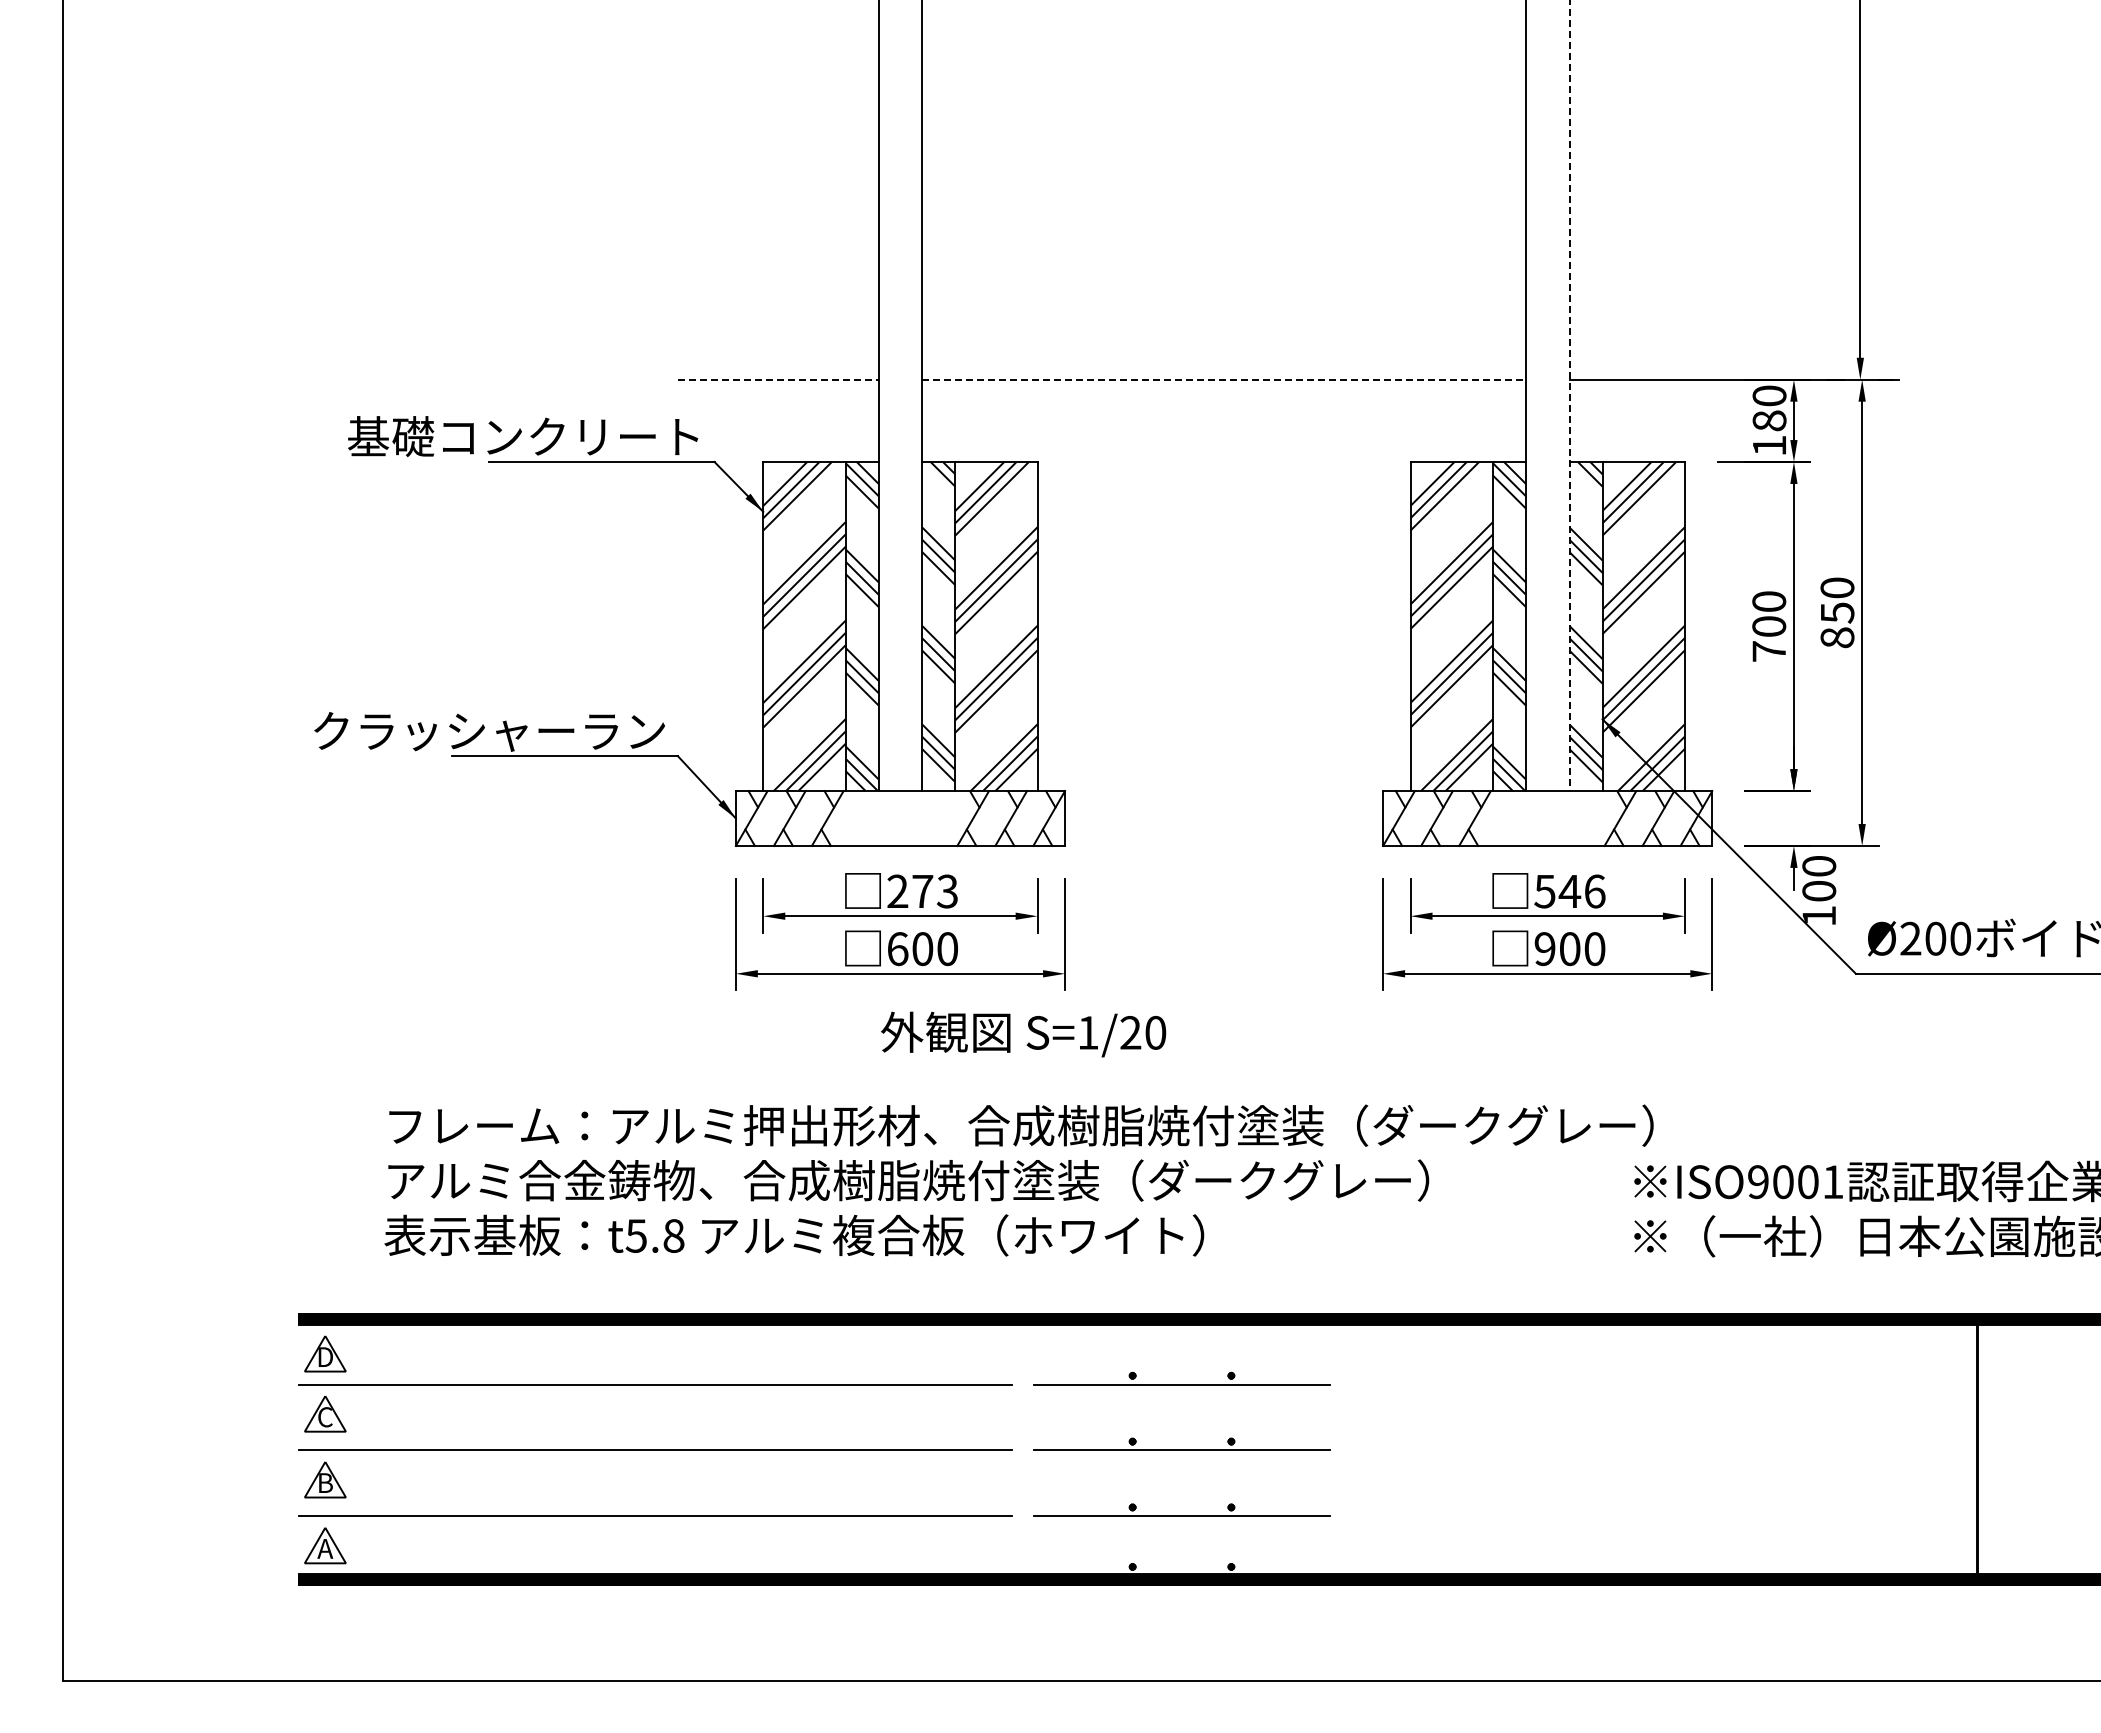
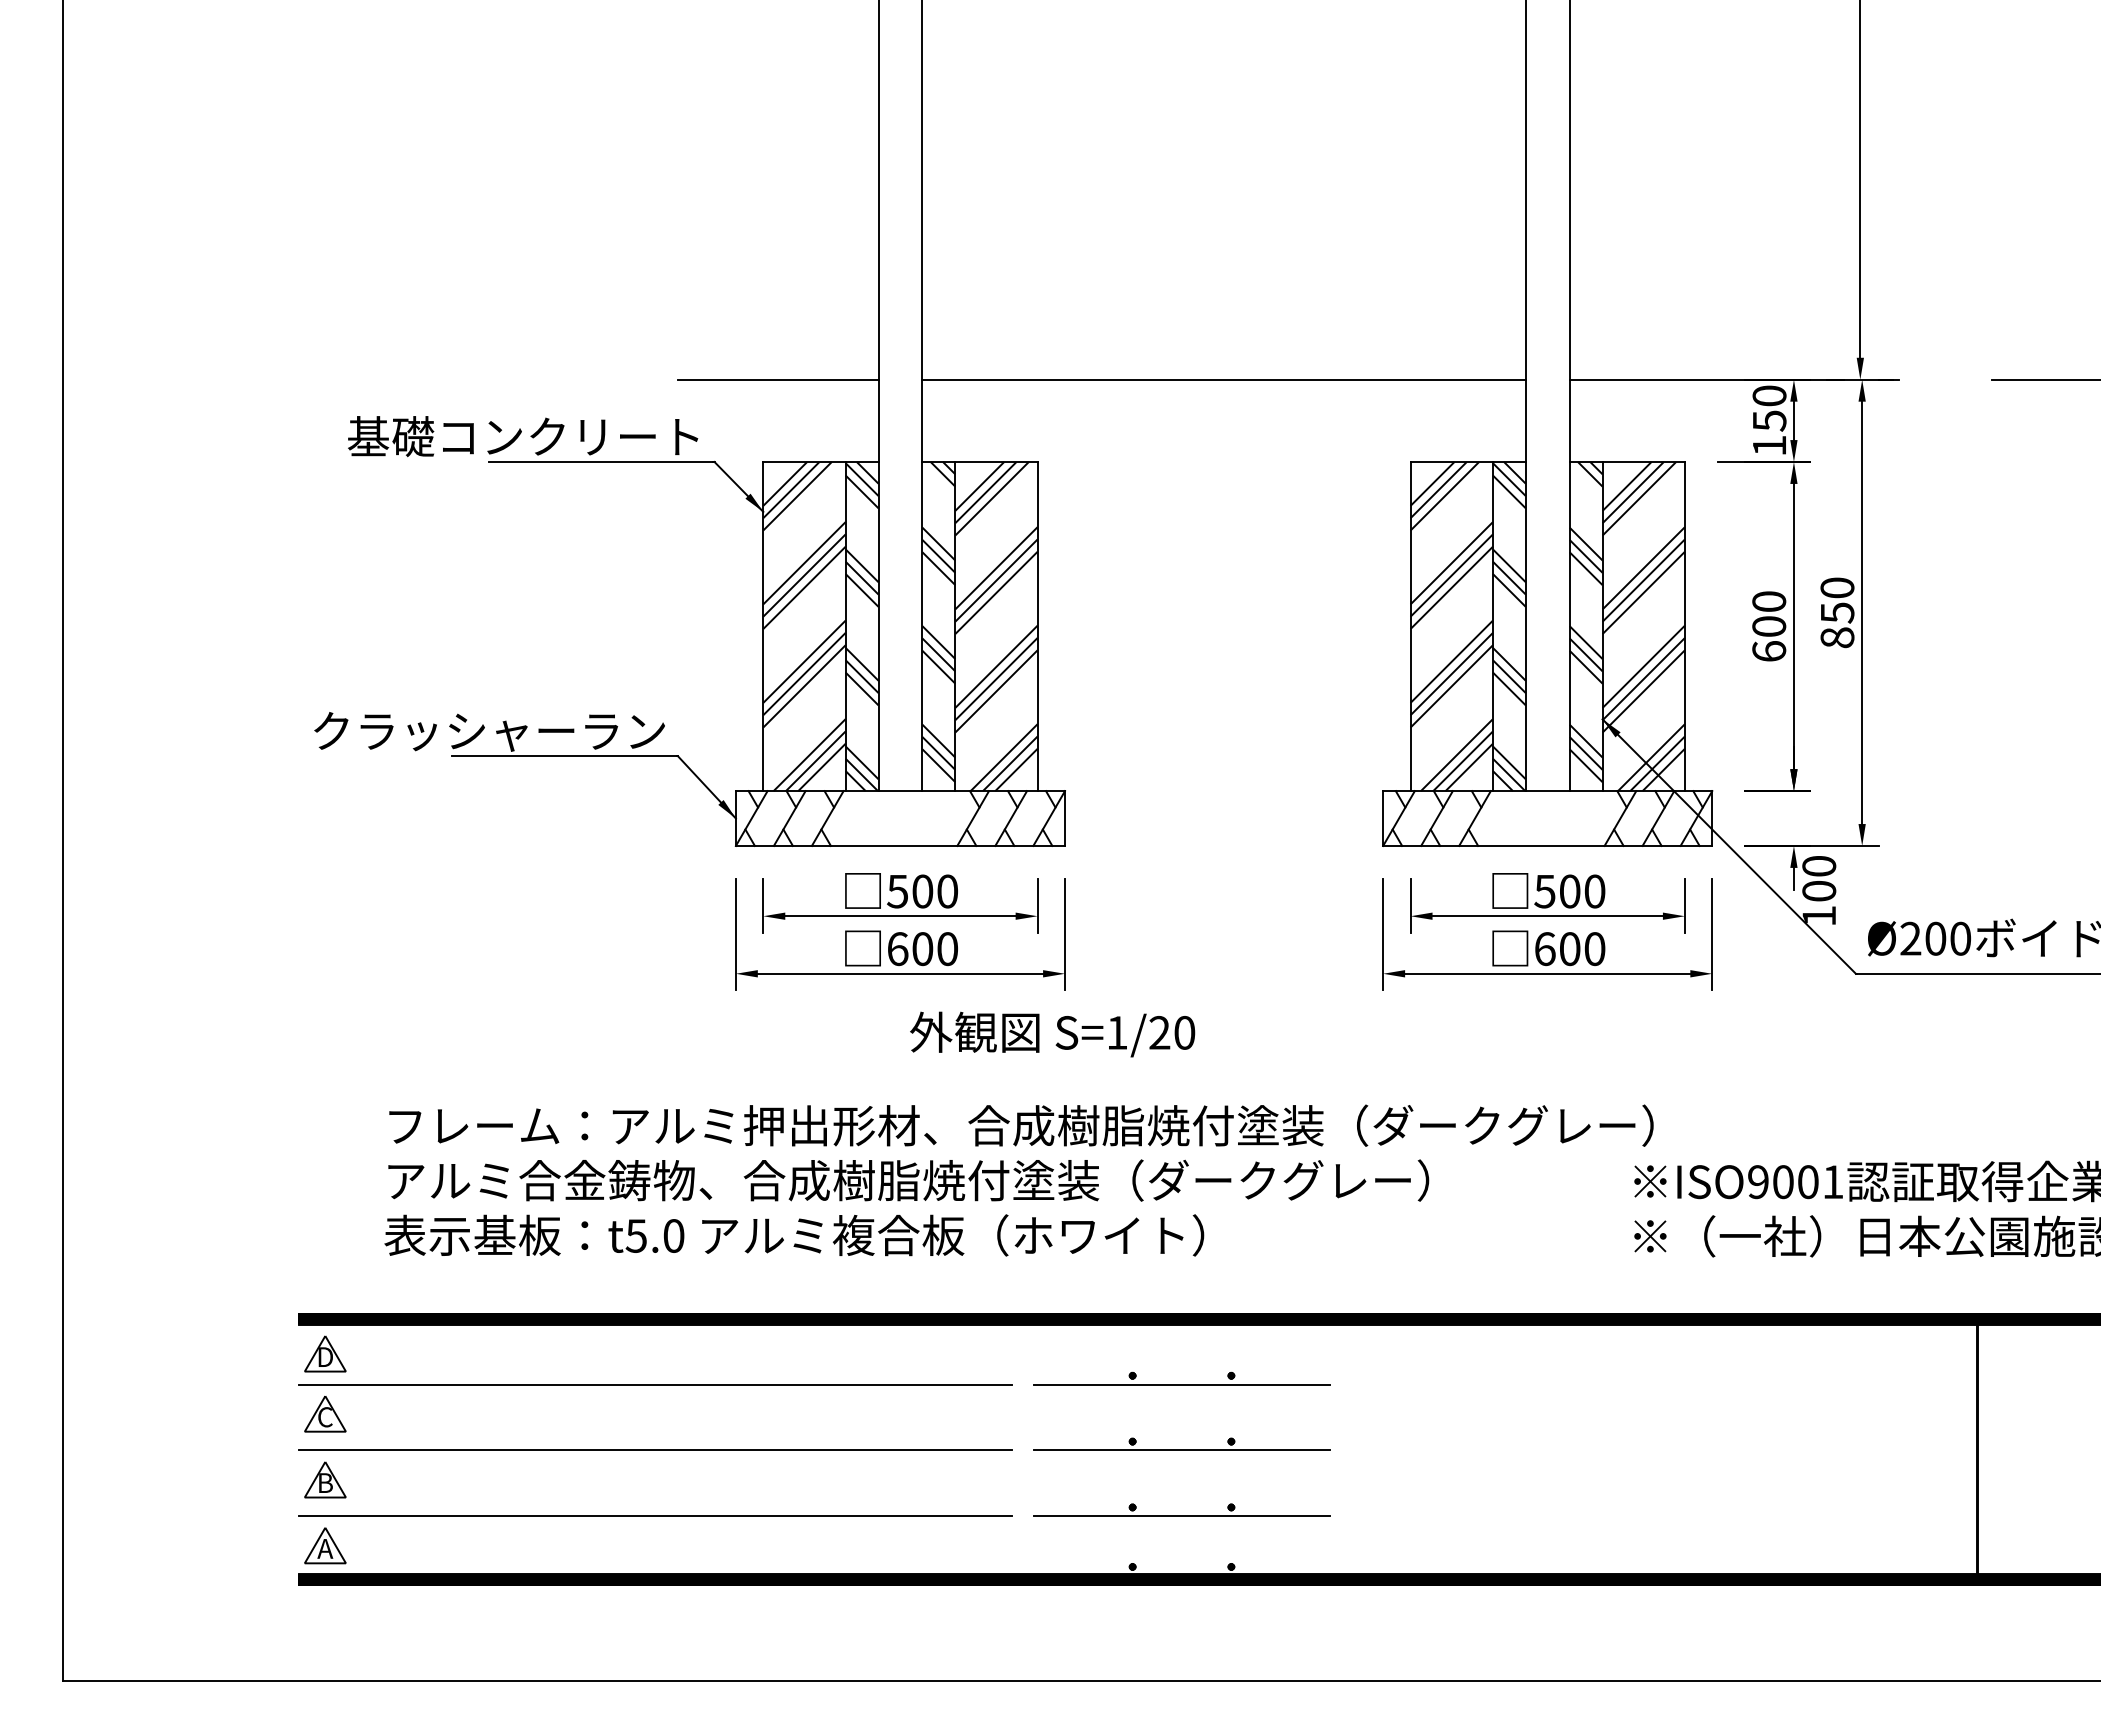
line: dashed -> solid (778, 379)
line: dashed -> solid (1224, 379)
line: none -> present (2044, 379)
line: dashed -> solid (1569, 396)
text: 180 -> 150 (1769, 420)
text: 700 -> 600 (1769, 651)
text: 273 -> 500 (922, 891)
text: 546 -> 500 (1581, 891)
text: 900 -> 600 (1544, 949)
text position: (1023, 1034) -> (1052, 1034) (1052, 1034)
text: t5.8 -> t5.0 (673, 1235)
